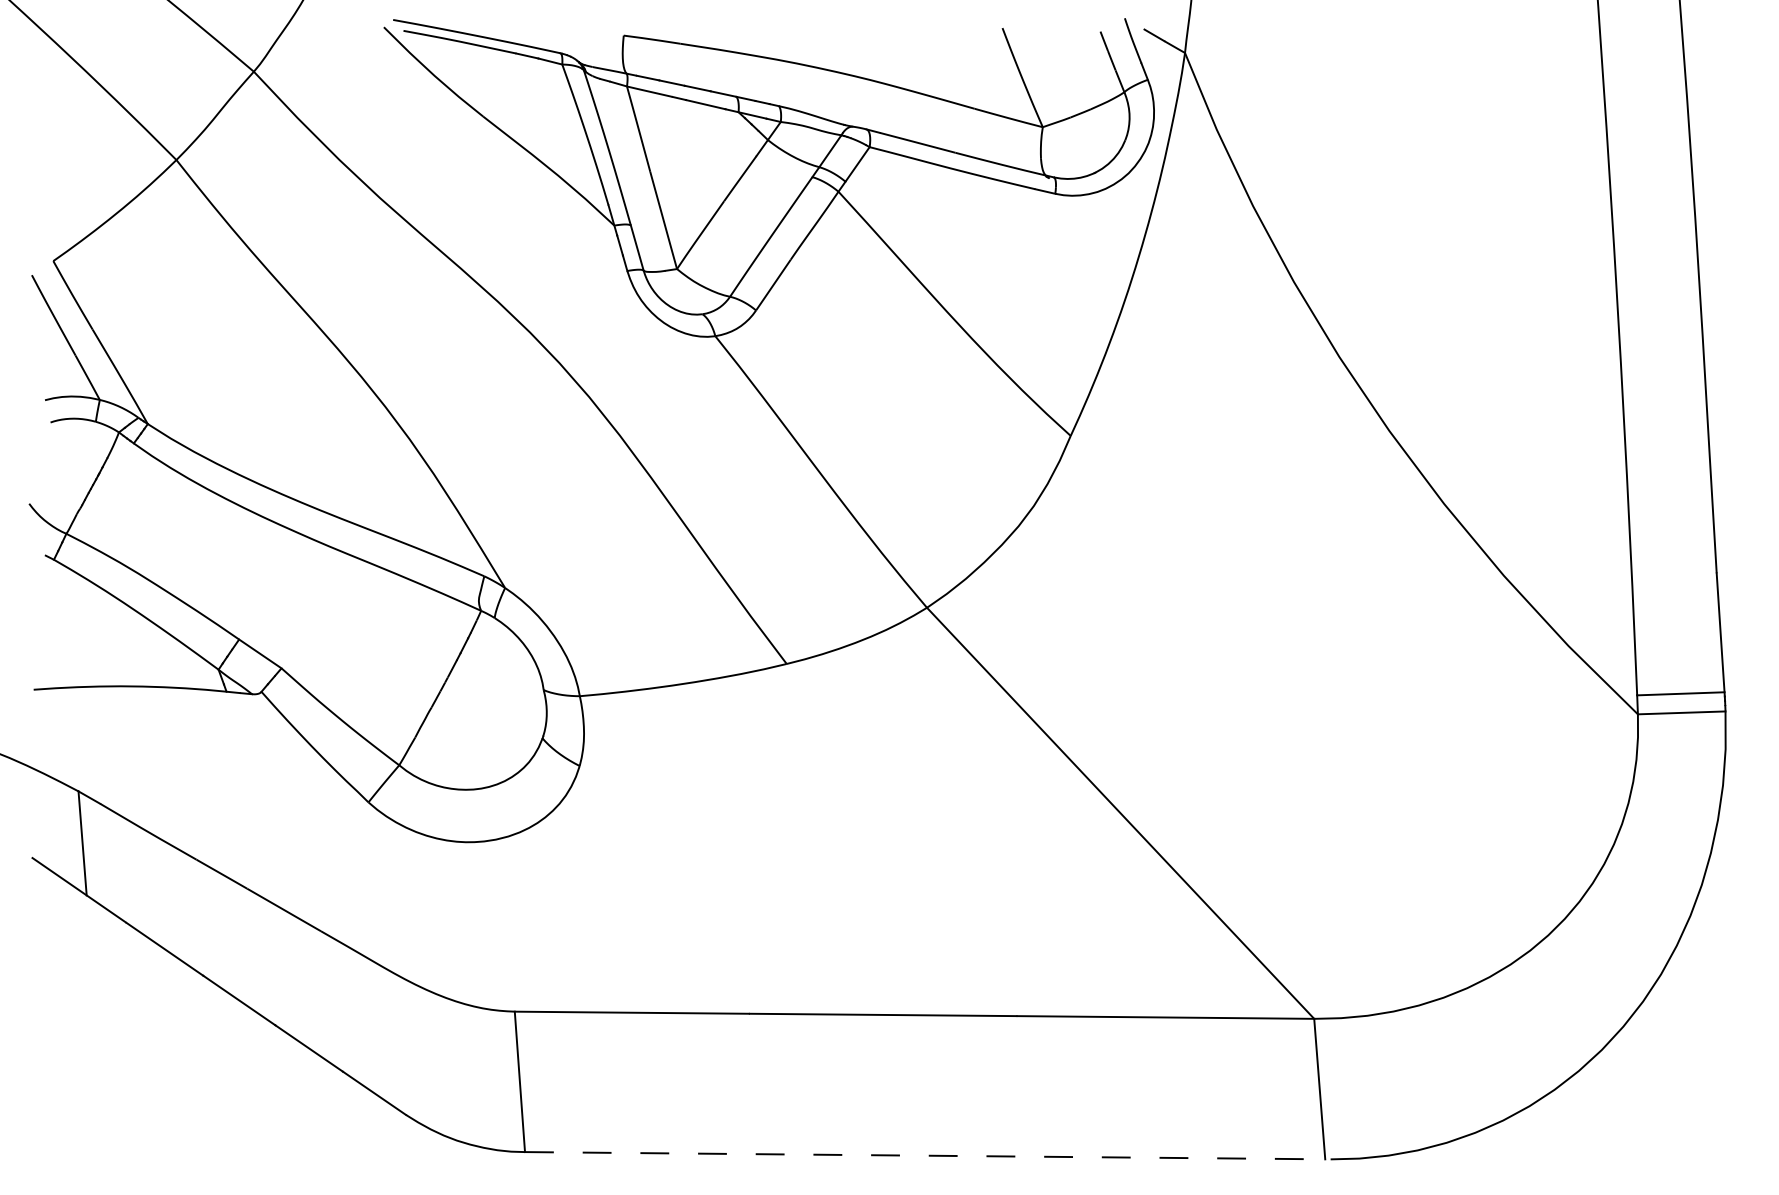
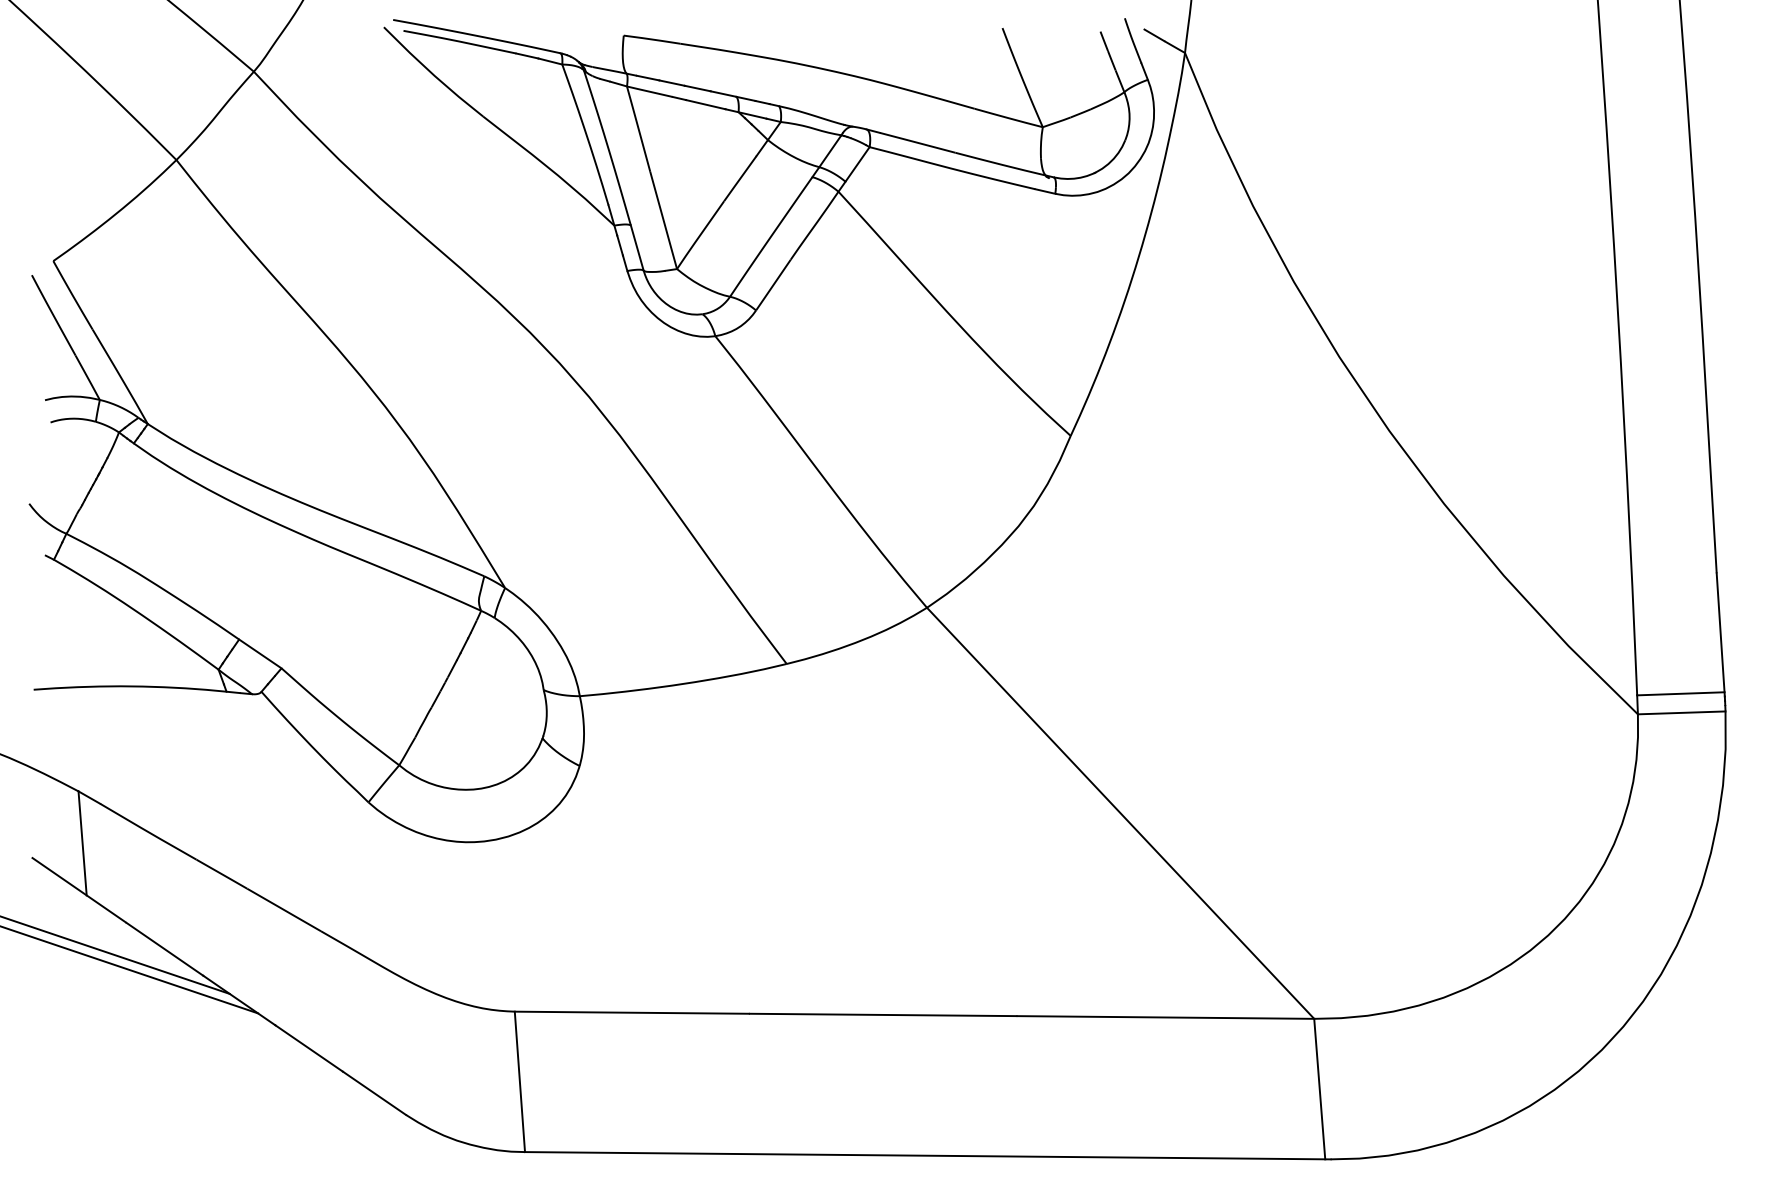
line: none -> present (115, 955)
line: none -> present (130, 970)
line: dashed -> solid (927, 1155)
